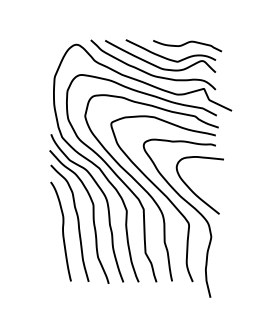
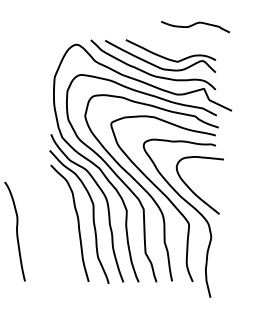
curve position: (186, 44) -> (194, 25) (194, 25)
curve position: (62, 231) -> (16, 231) (16, 231)
